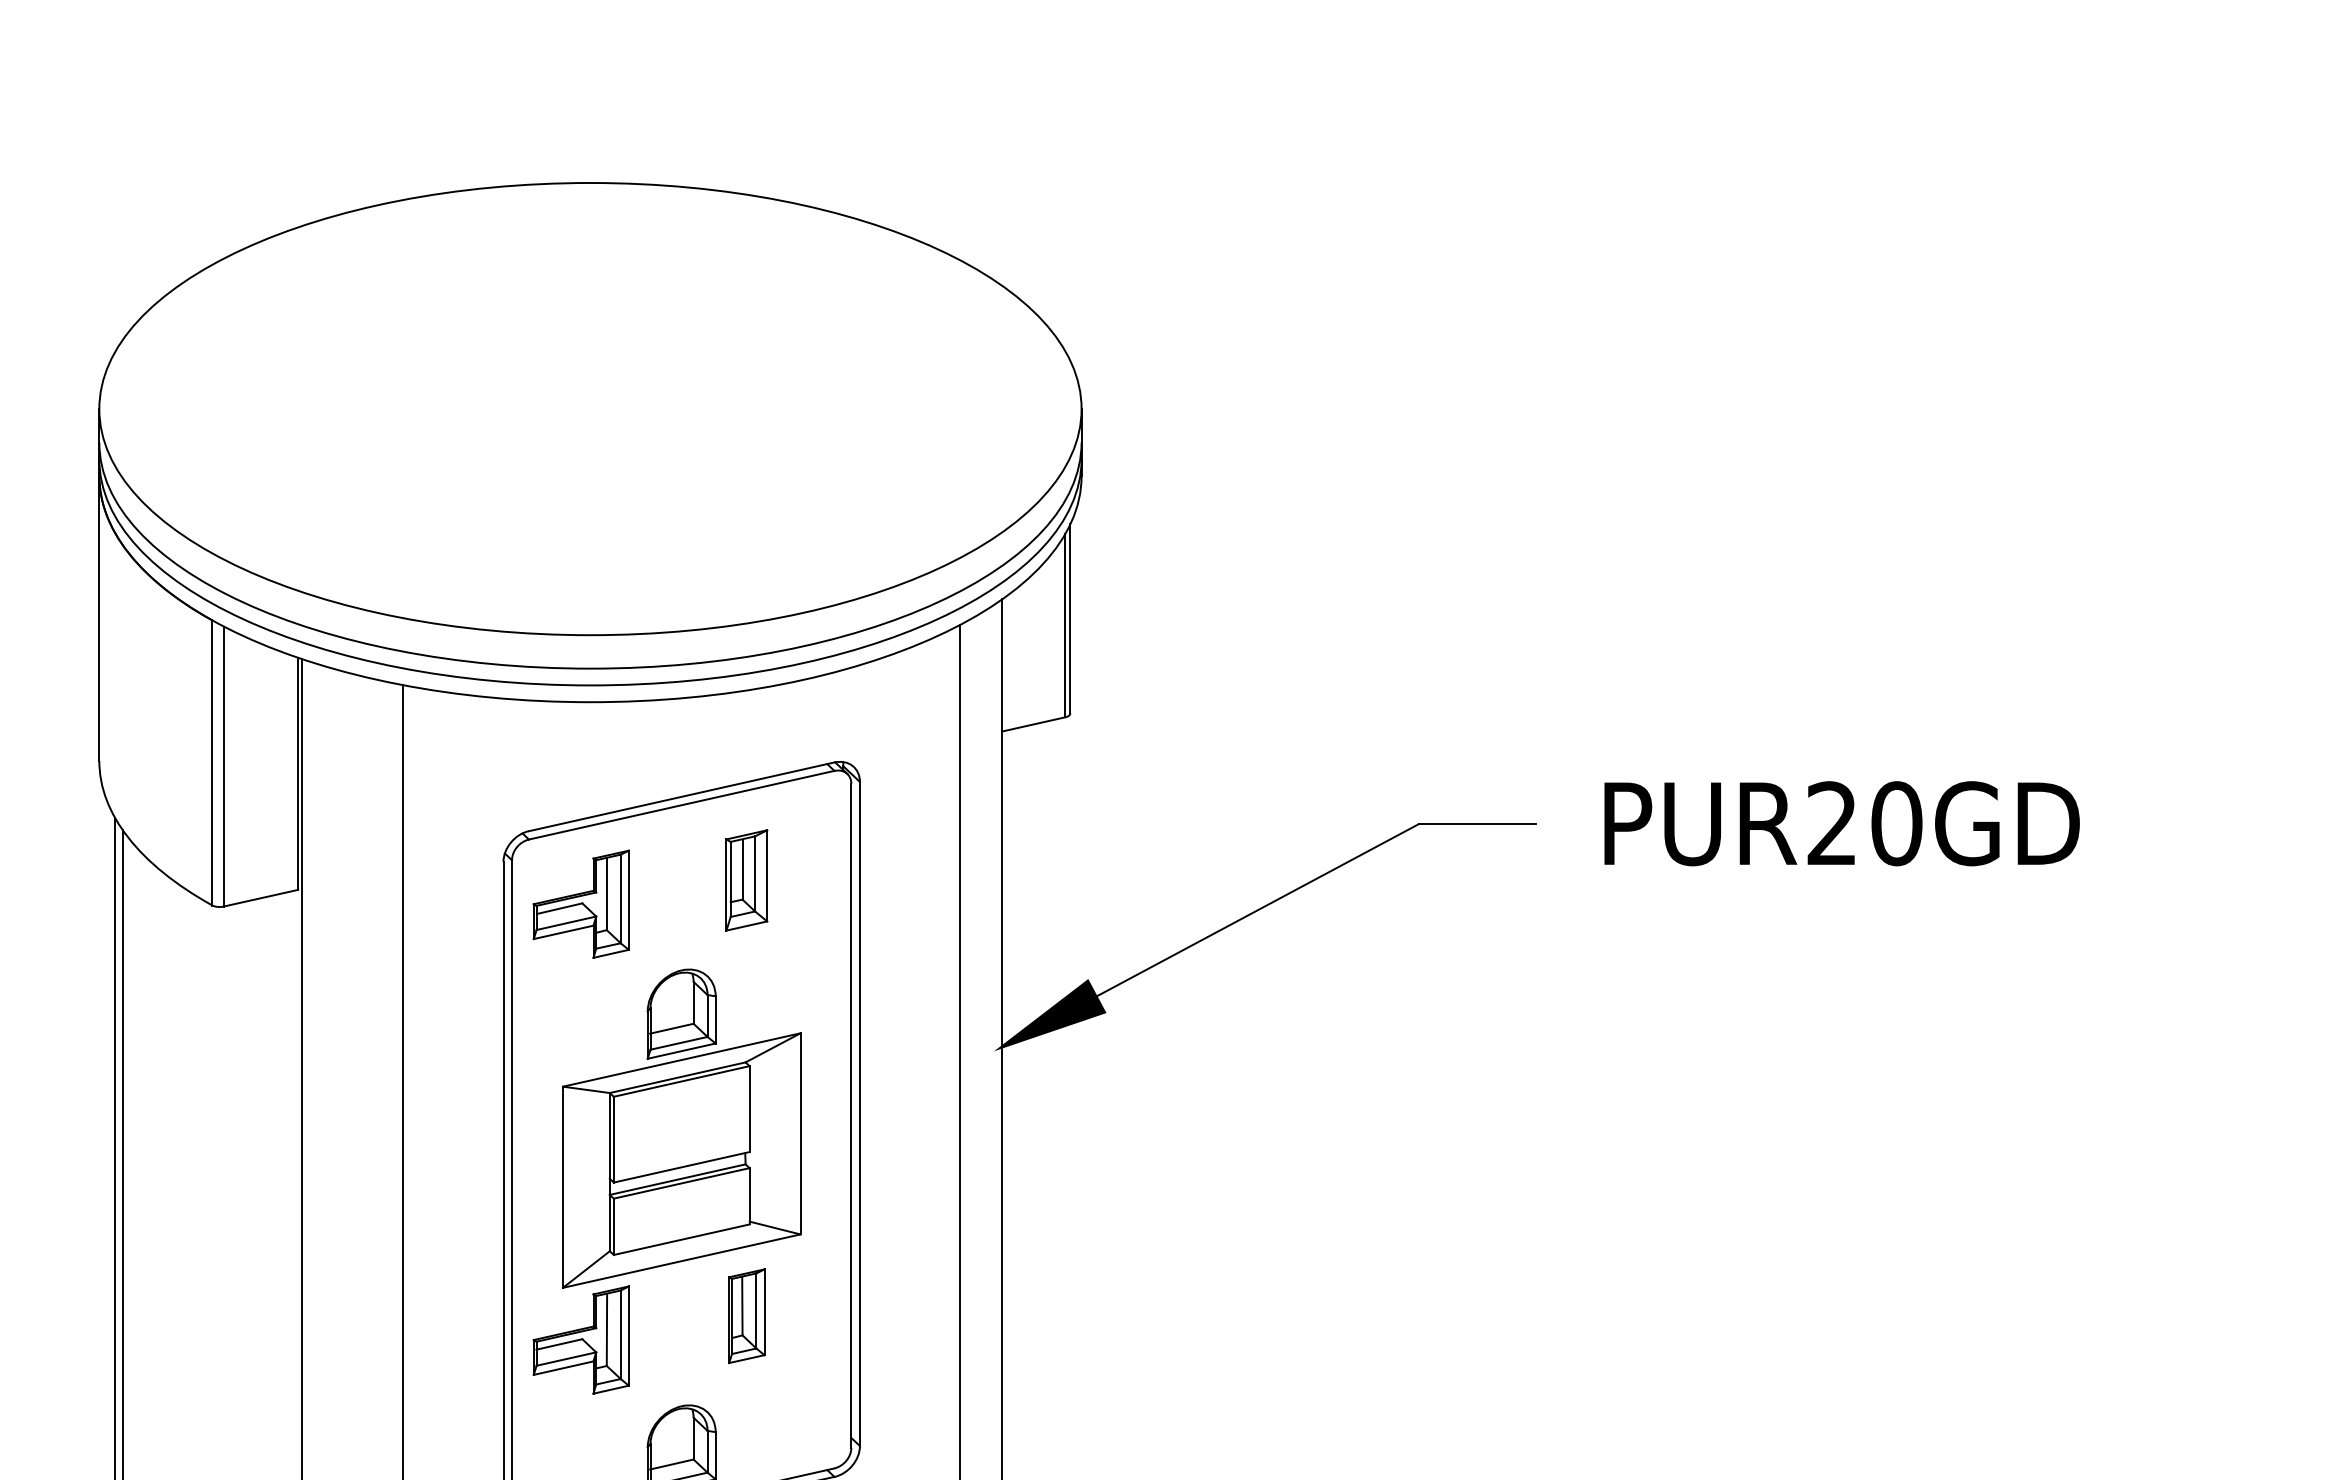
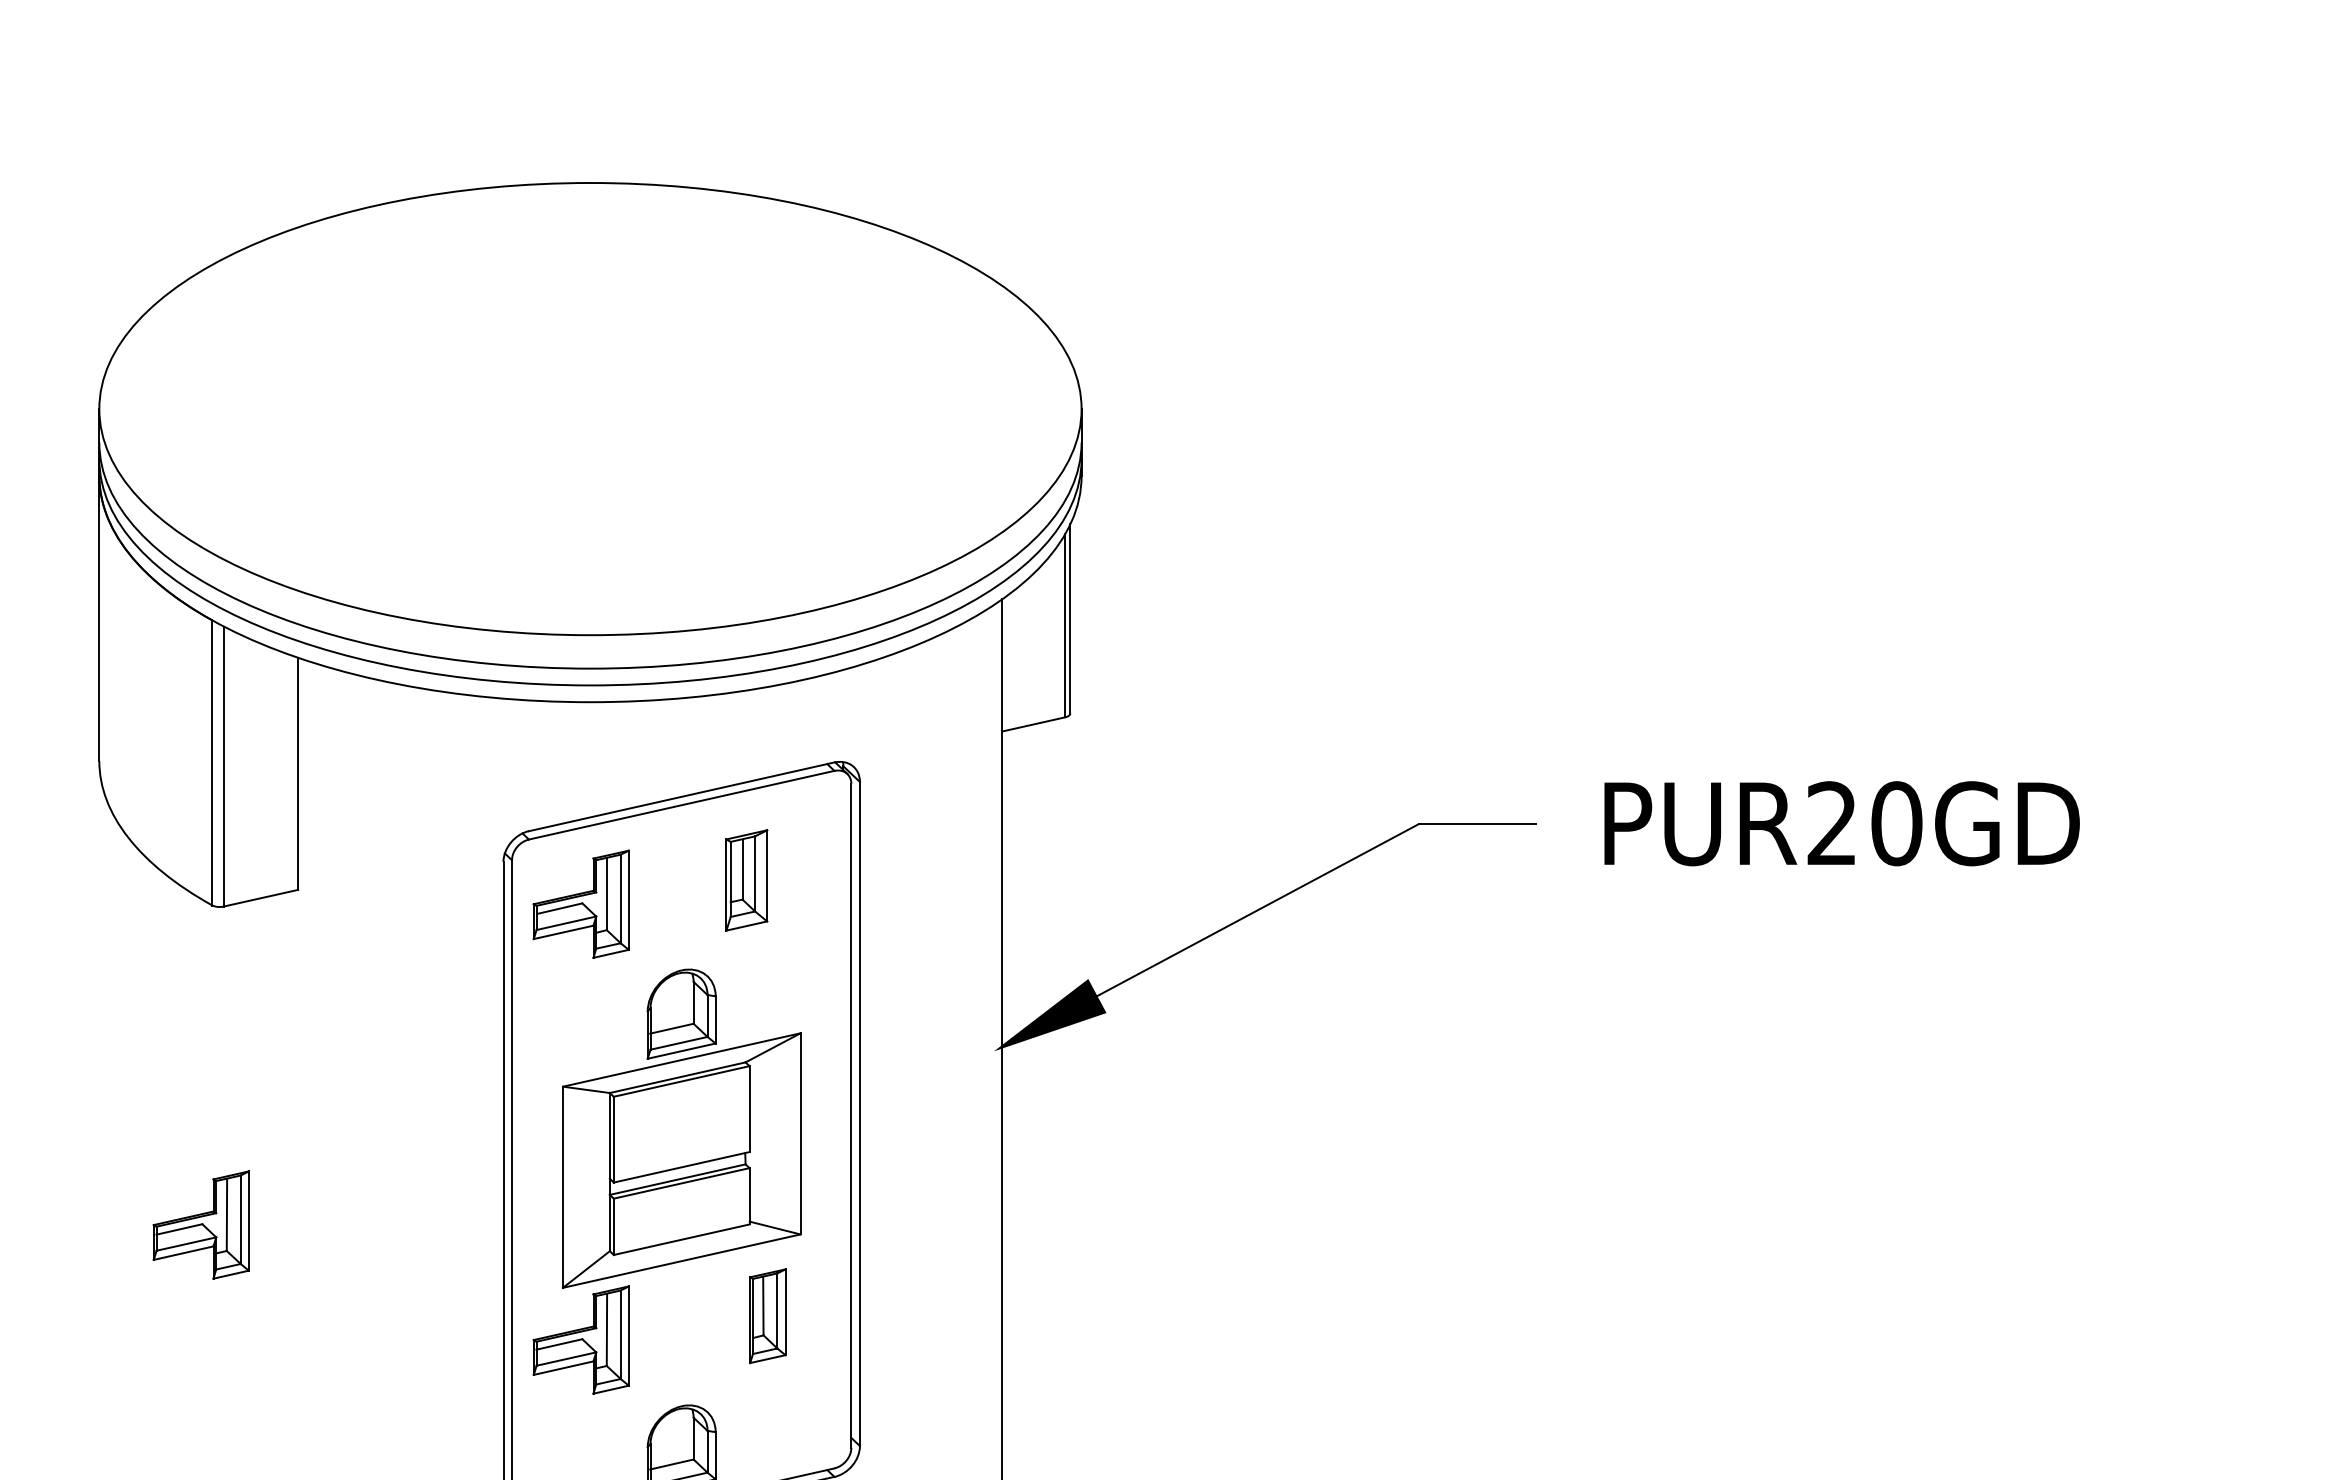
line: present -> none (960, 1050)
line: present -> none (302, 1067)
line: present -> none (403, 1080)
line: present -> none (114, 1146)
line: present -> none (122, 1153)
part: none -> present (200, 1224)
part position: (746, 1316) -> (767, 1316) (767, 1316)
